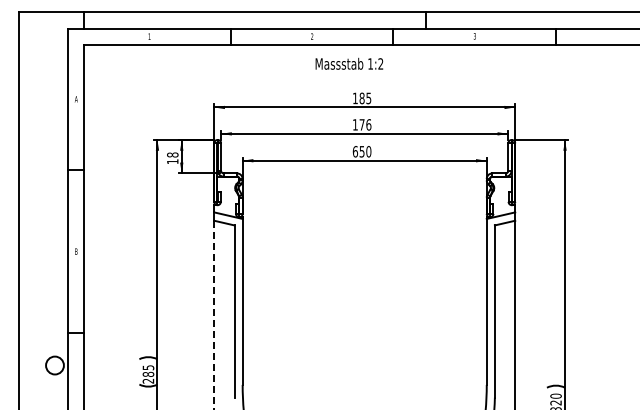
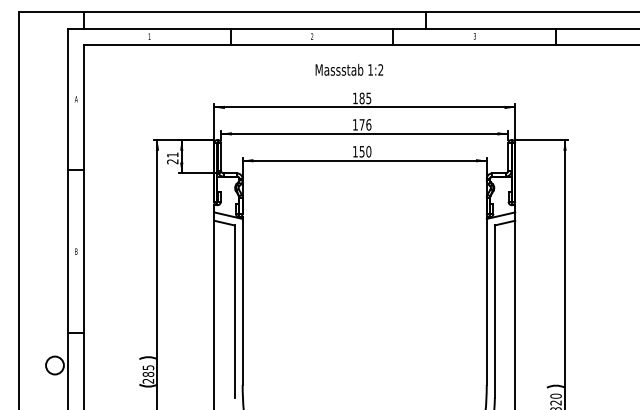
text position: (349, 63) -> (349, 69) (349, 69)
text: 650 -> 150 (355, 151)
text: 18 -> 21 (172, 158)
line: dashed -> solid (214, 315)
